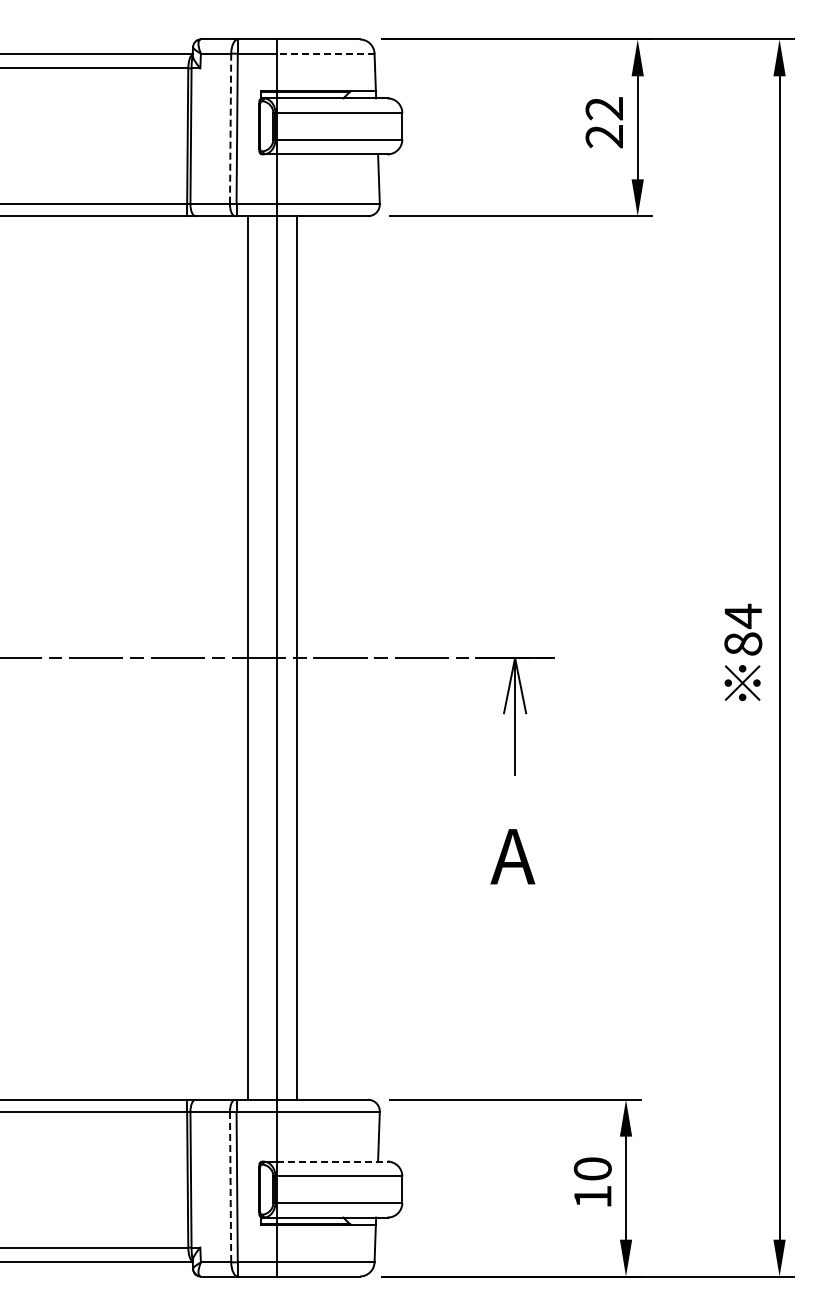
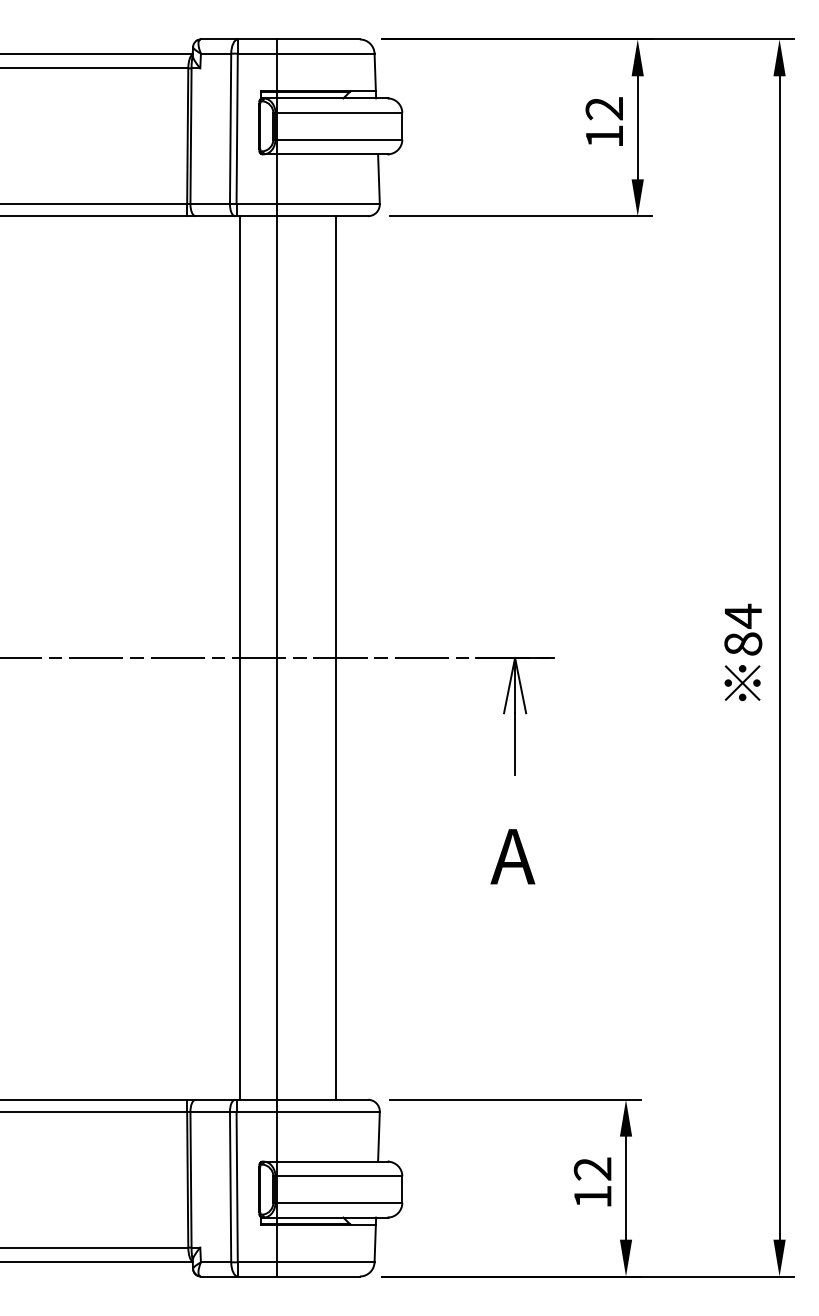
line: dashed -> solid (325, 53)
line: dashed -> solid (230, 129)
text: 22 -> 12 (603, 136)
line position: (248, 657) -> (240, 657) (240, 657)
line position: (297, 657) -> (336, 657) (336, 657)
line: dashed -> solid (332, 1161)
text: 10 -> 12 (592, 1168)
line: dashed -> solid (230, 1187)
